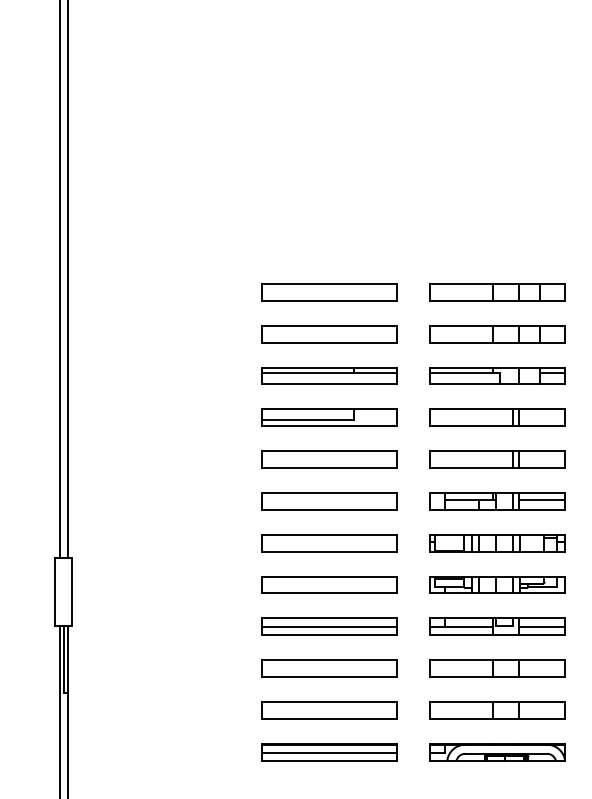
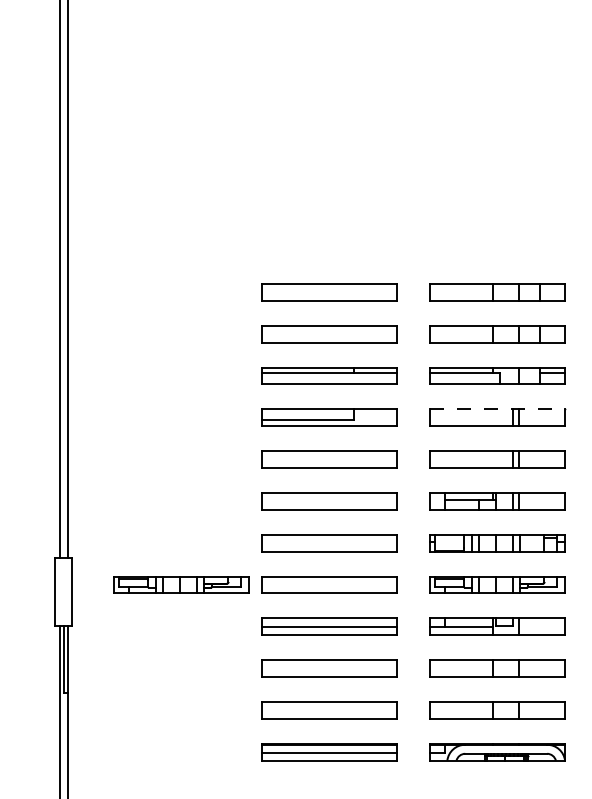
line: solid -> dashed (498, 409)
line: present -> none (541, 500)
part: none -> present (181, 584)
line: present -> none (541, 626)
